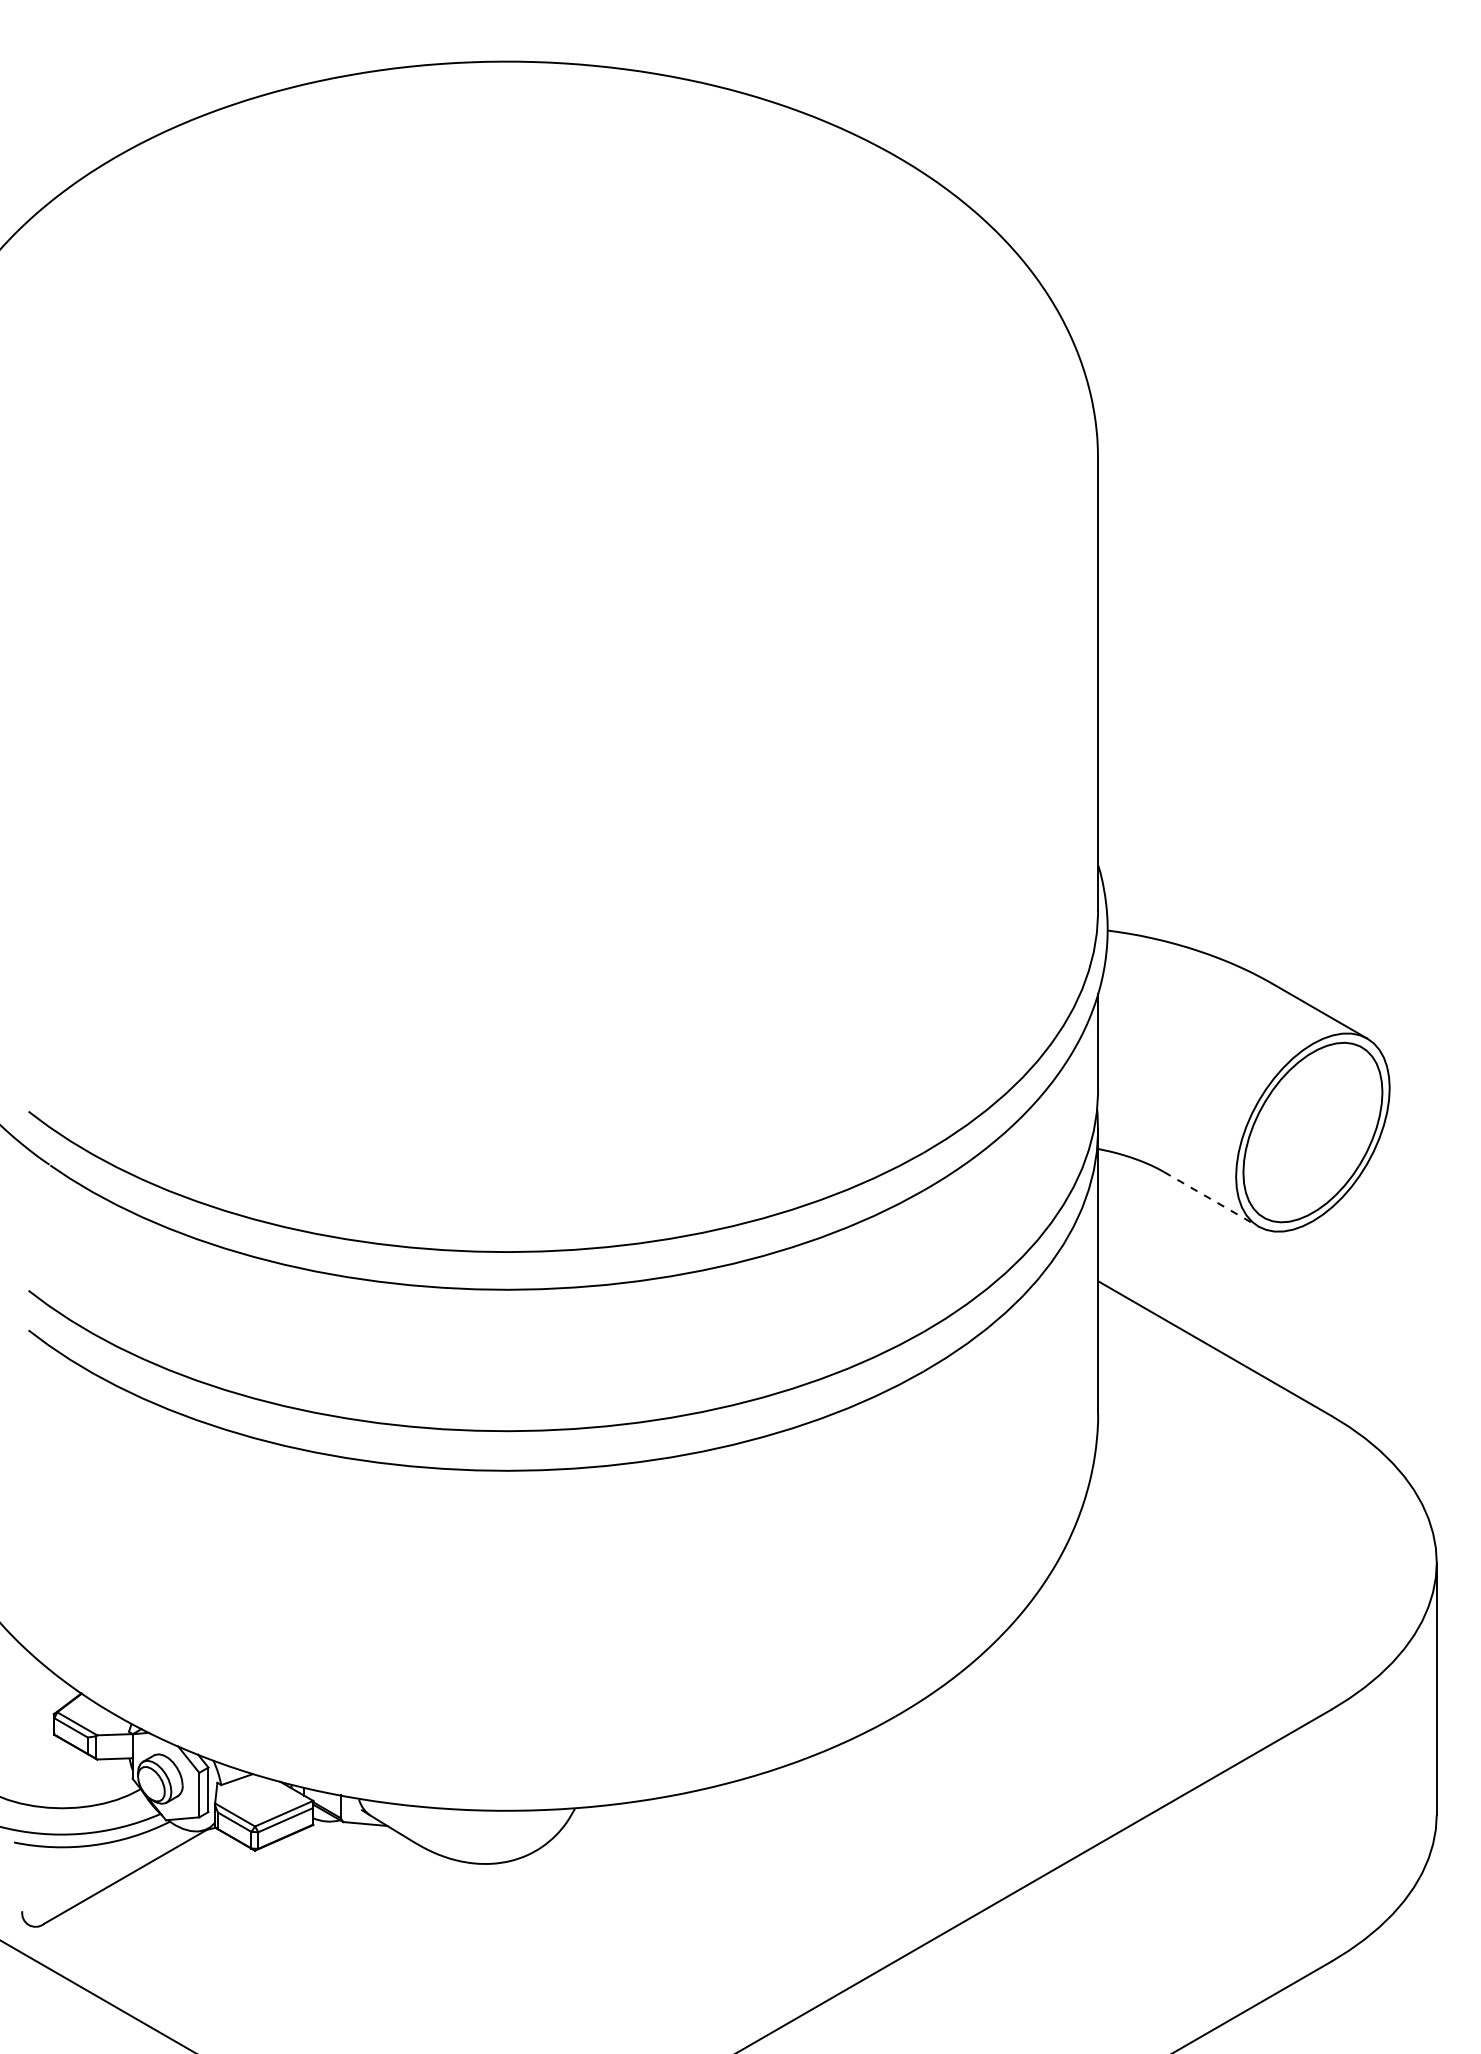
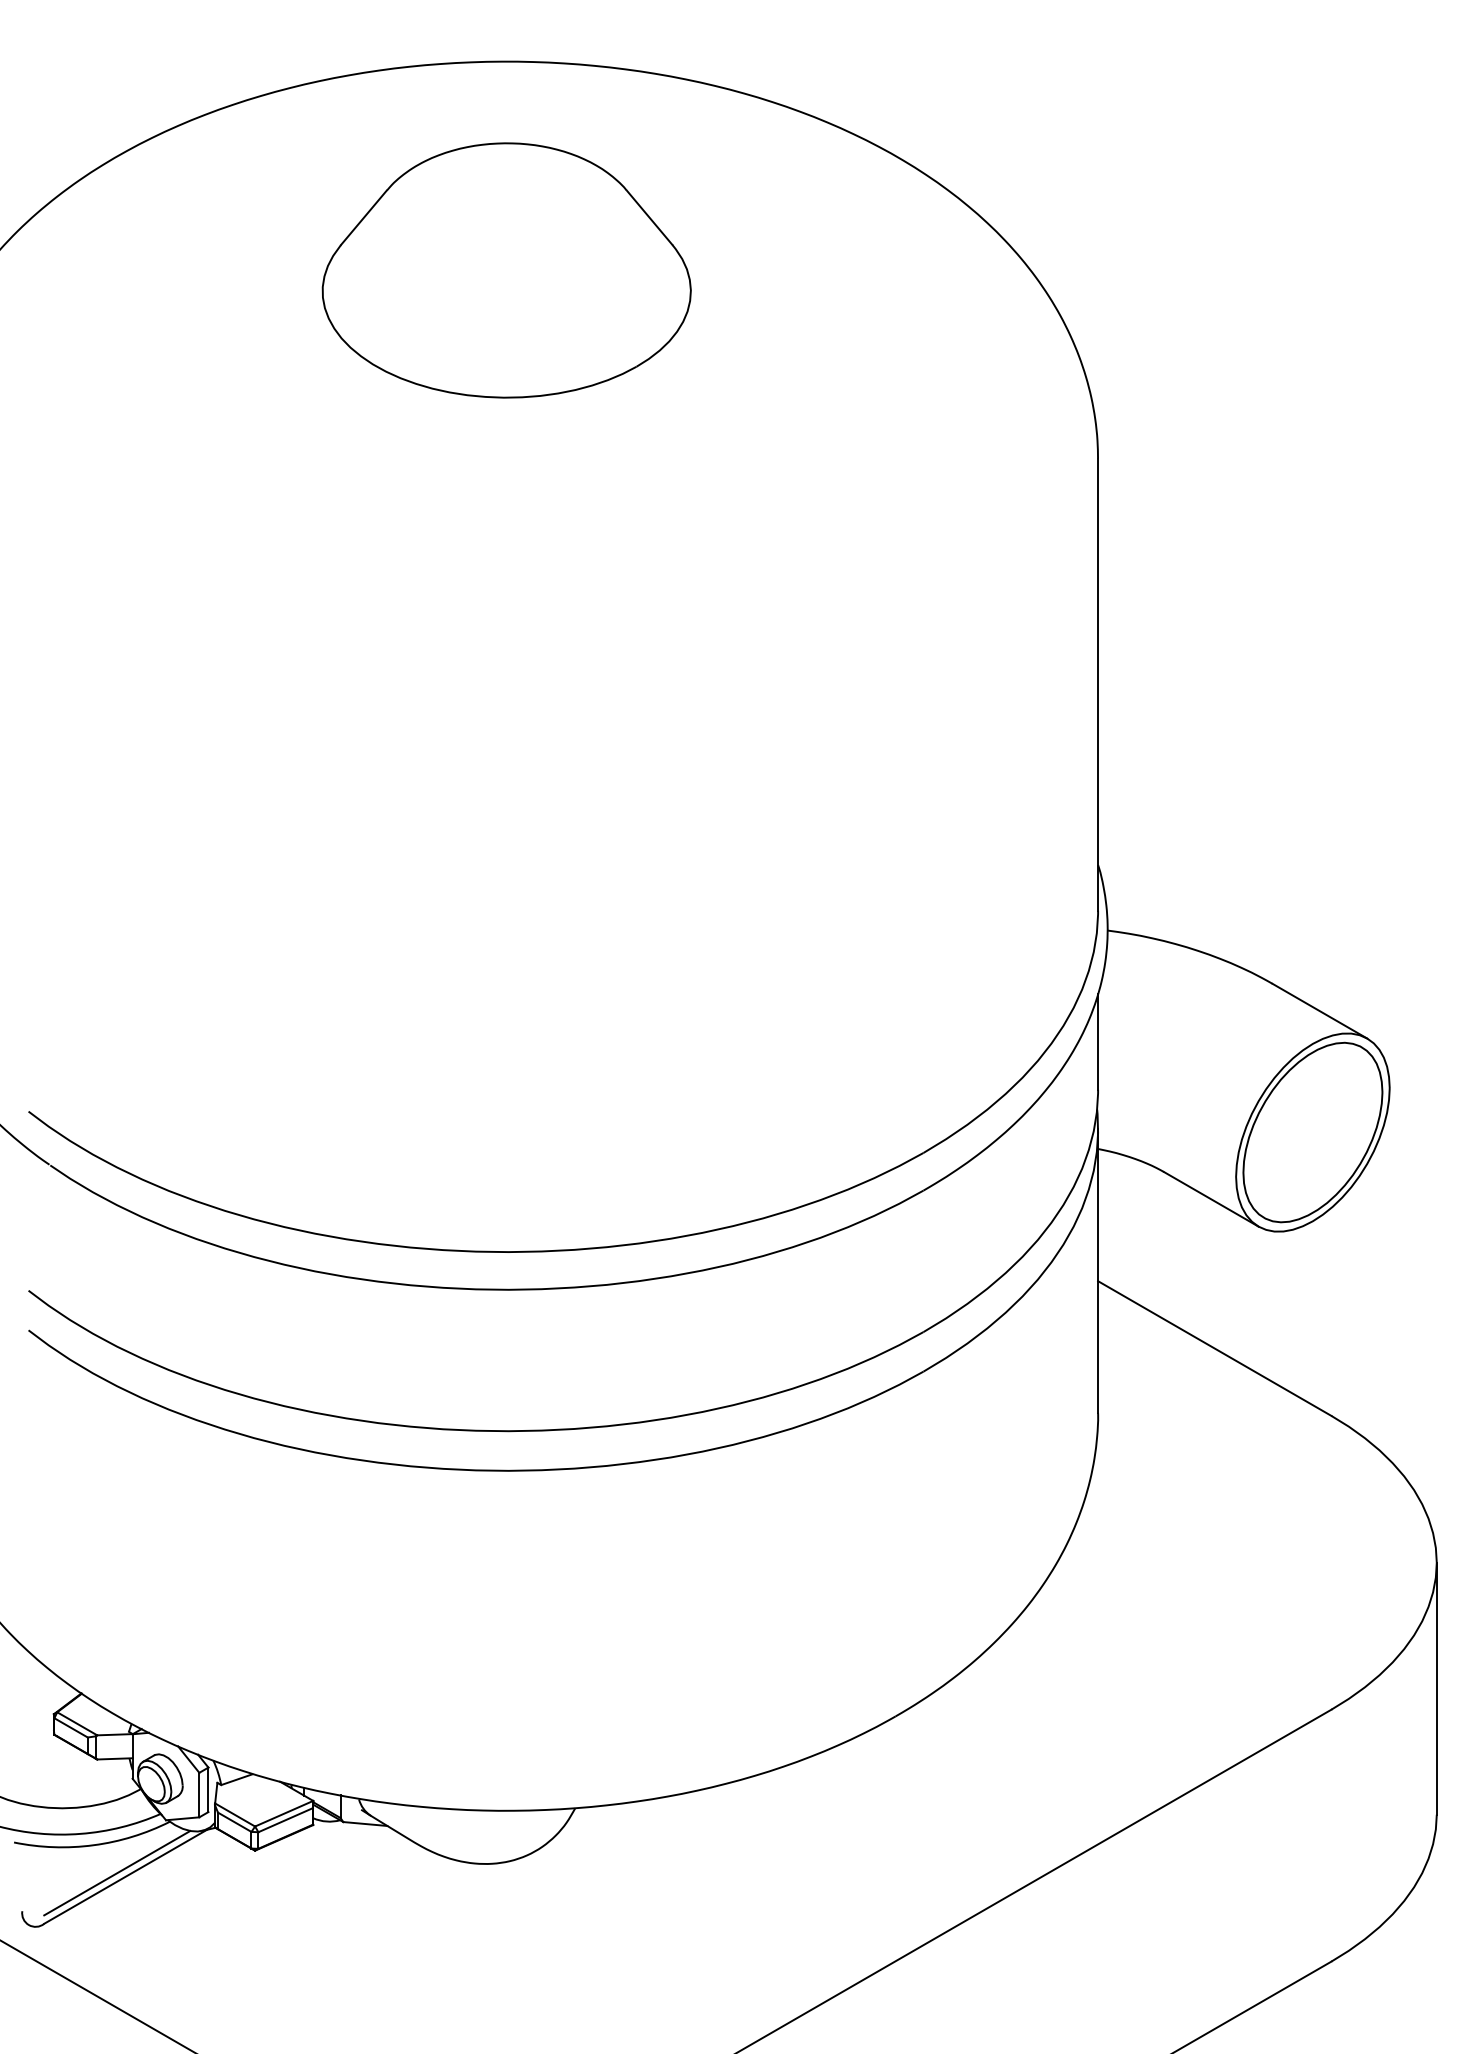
part: none -> present (506, 270)
line: dashed -> solid (1211, 1199)
line: none -> present (117, 1872)
